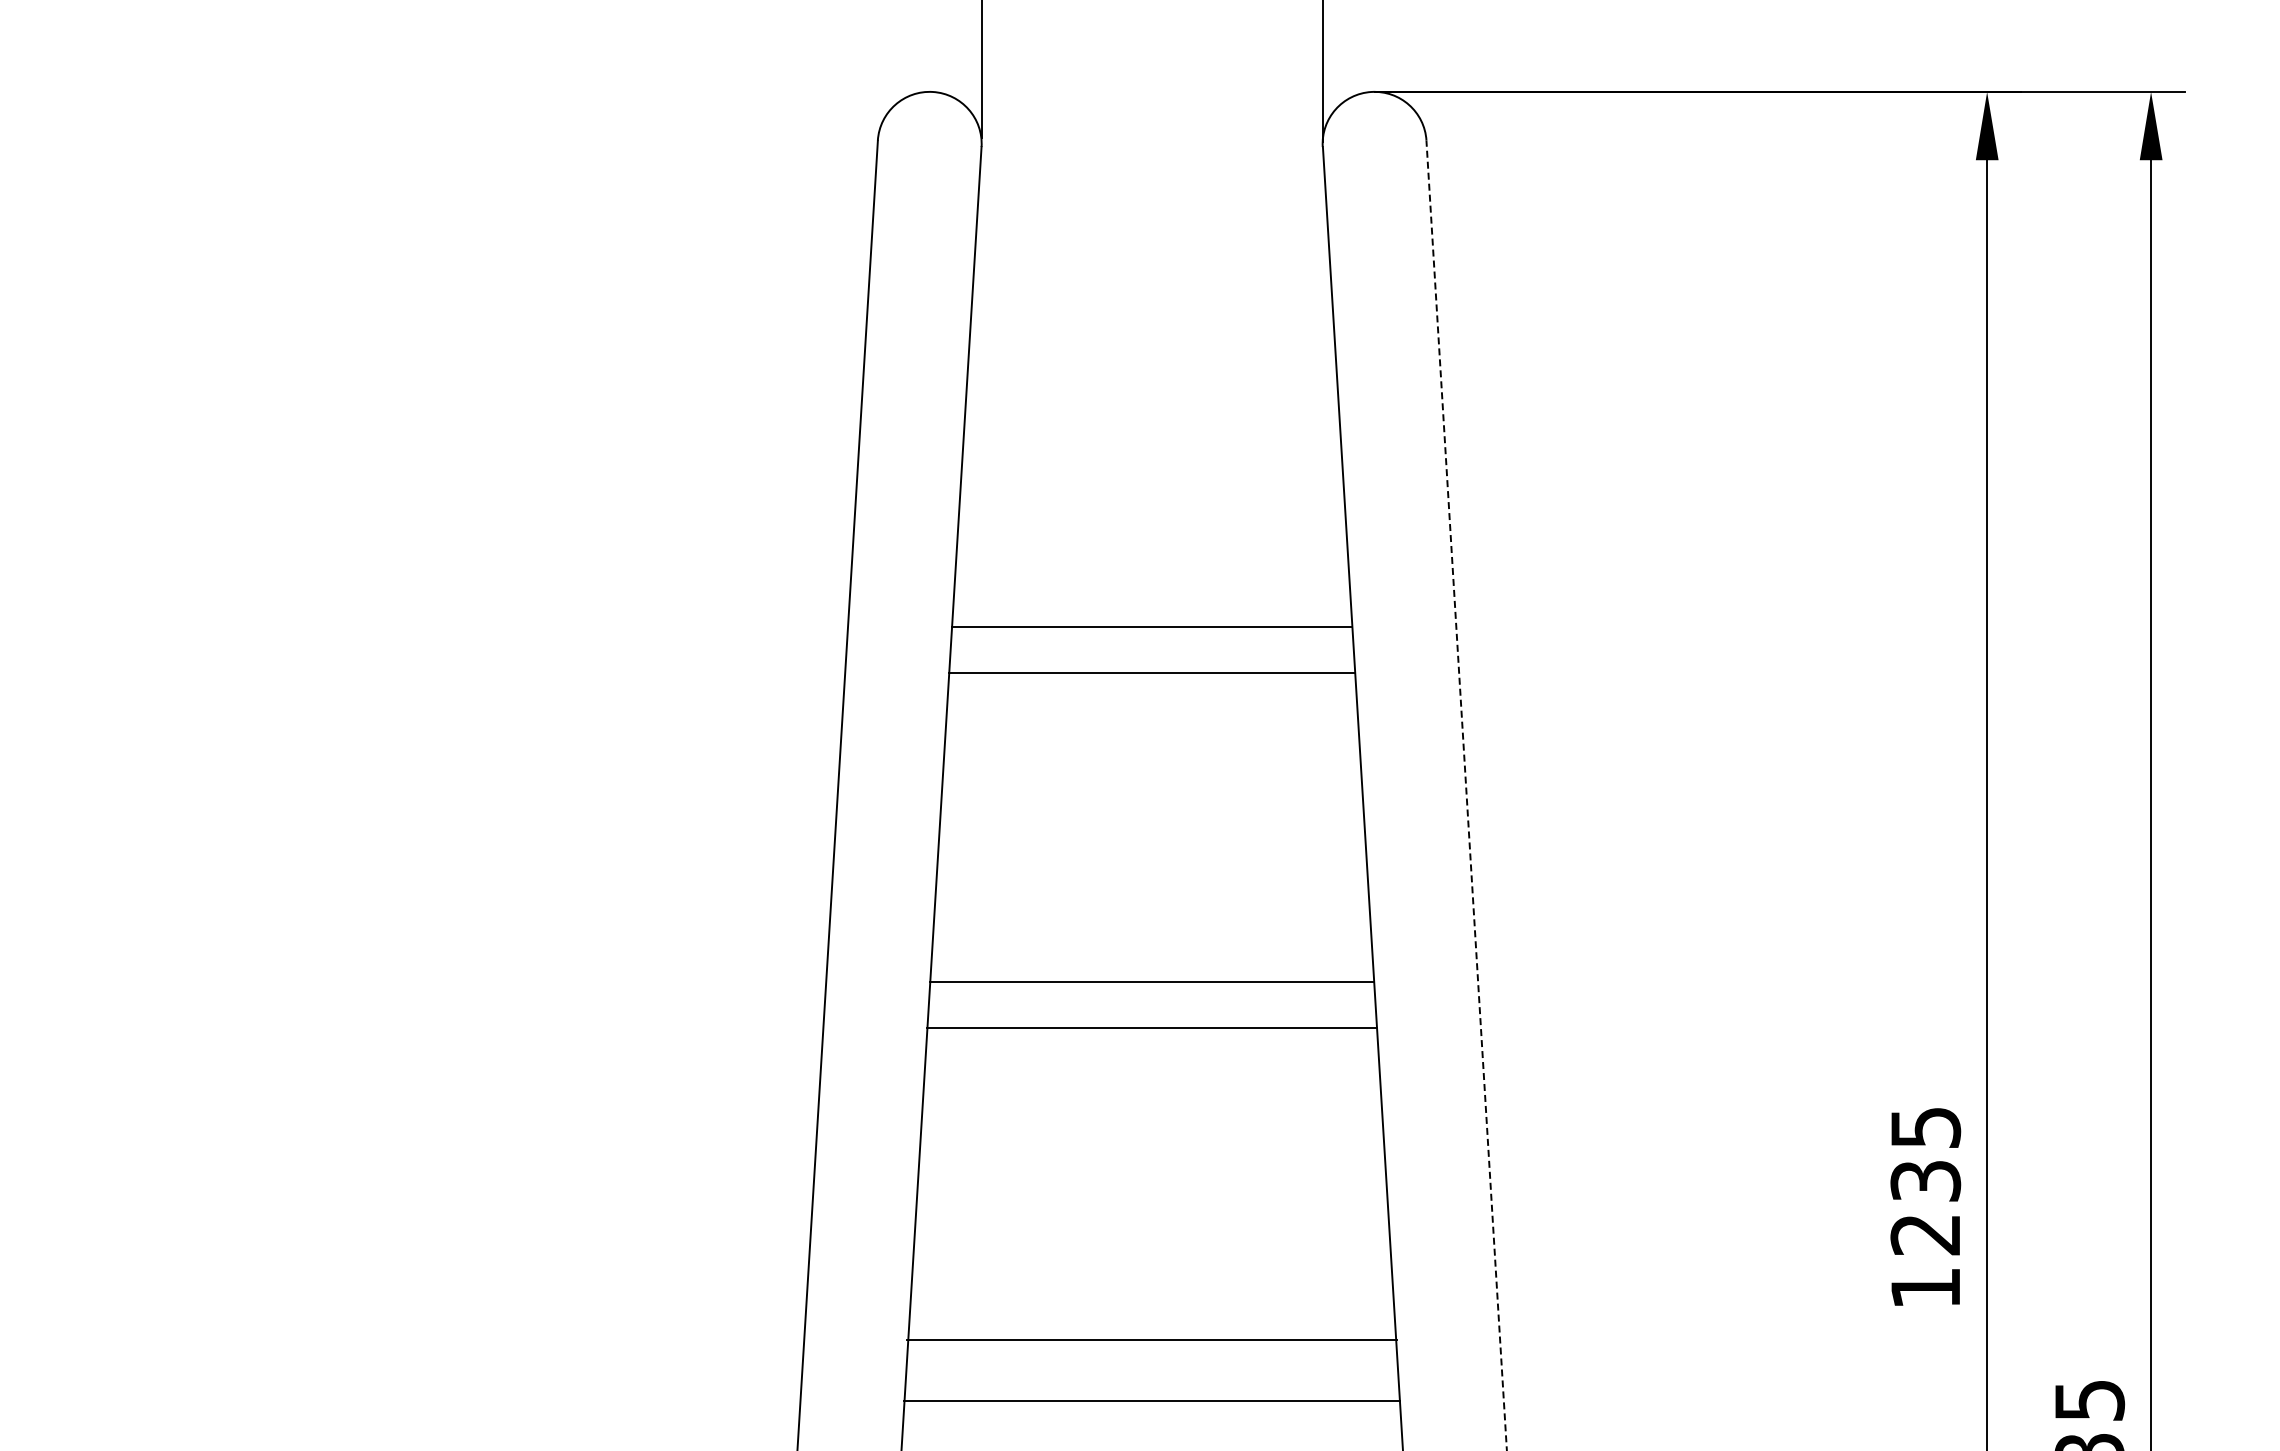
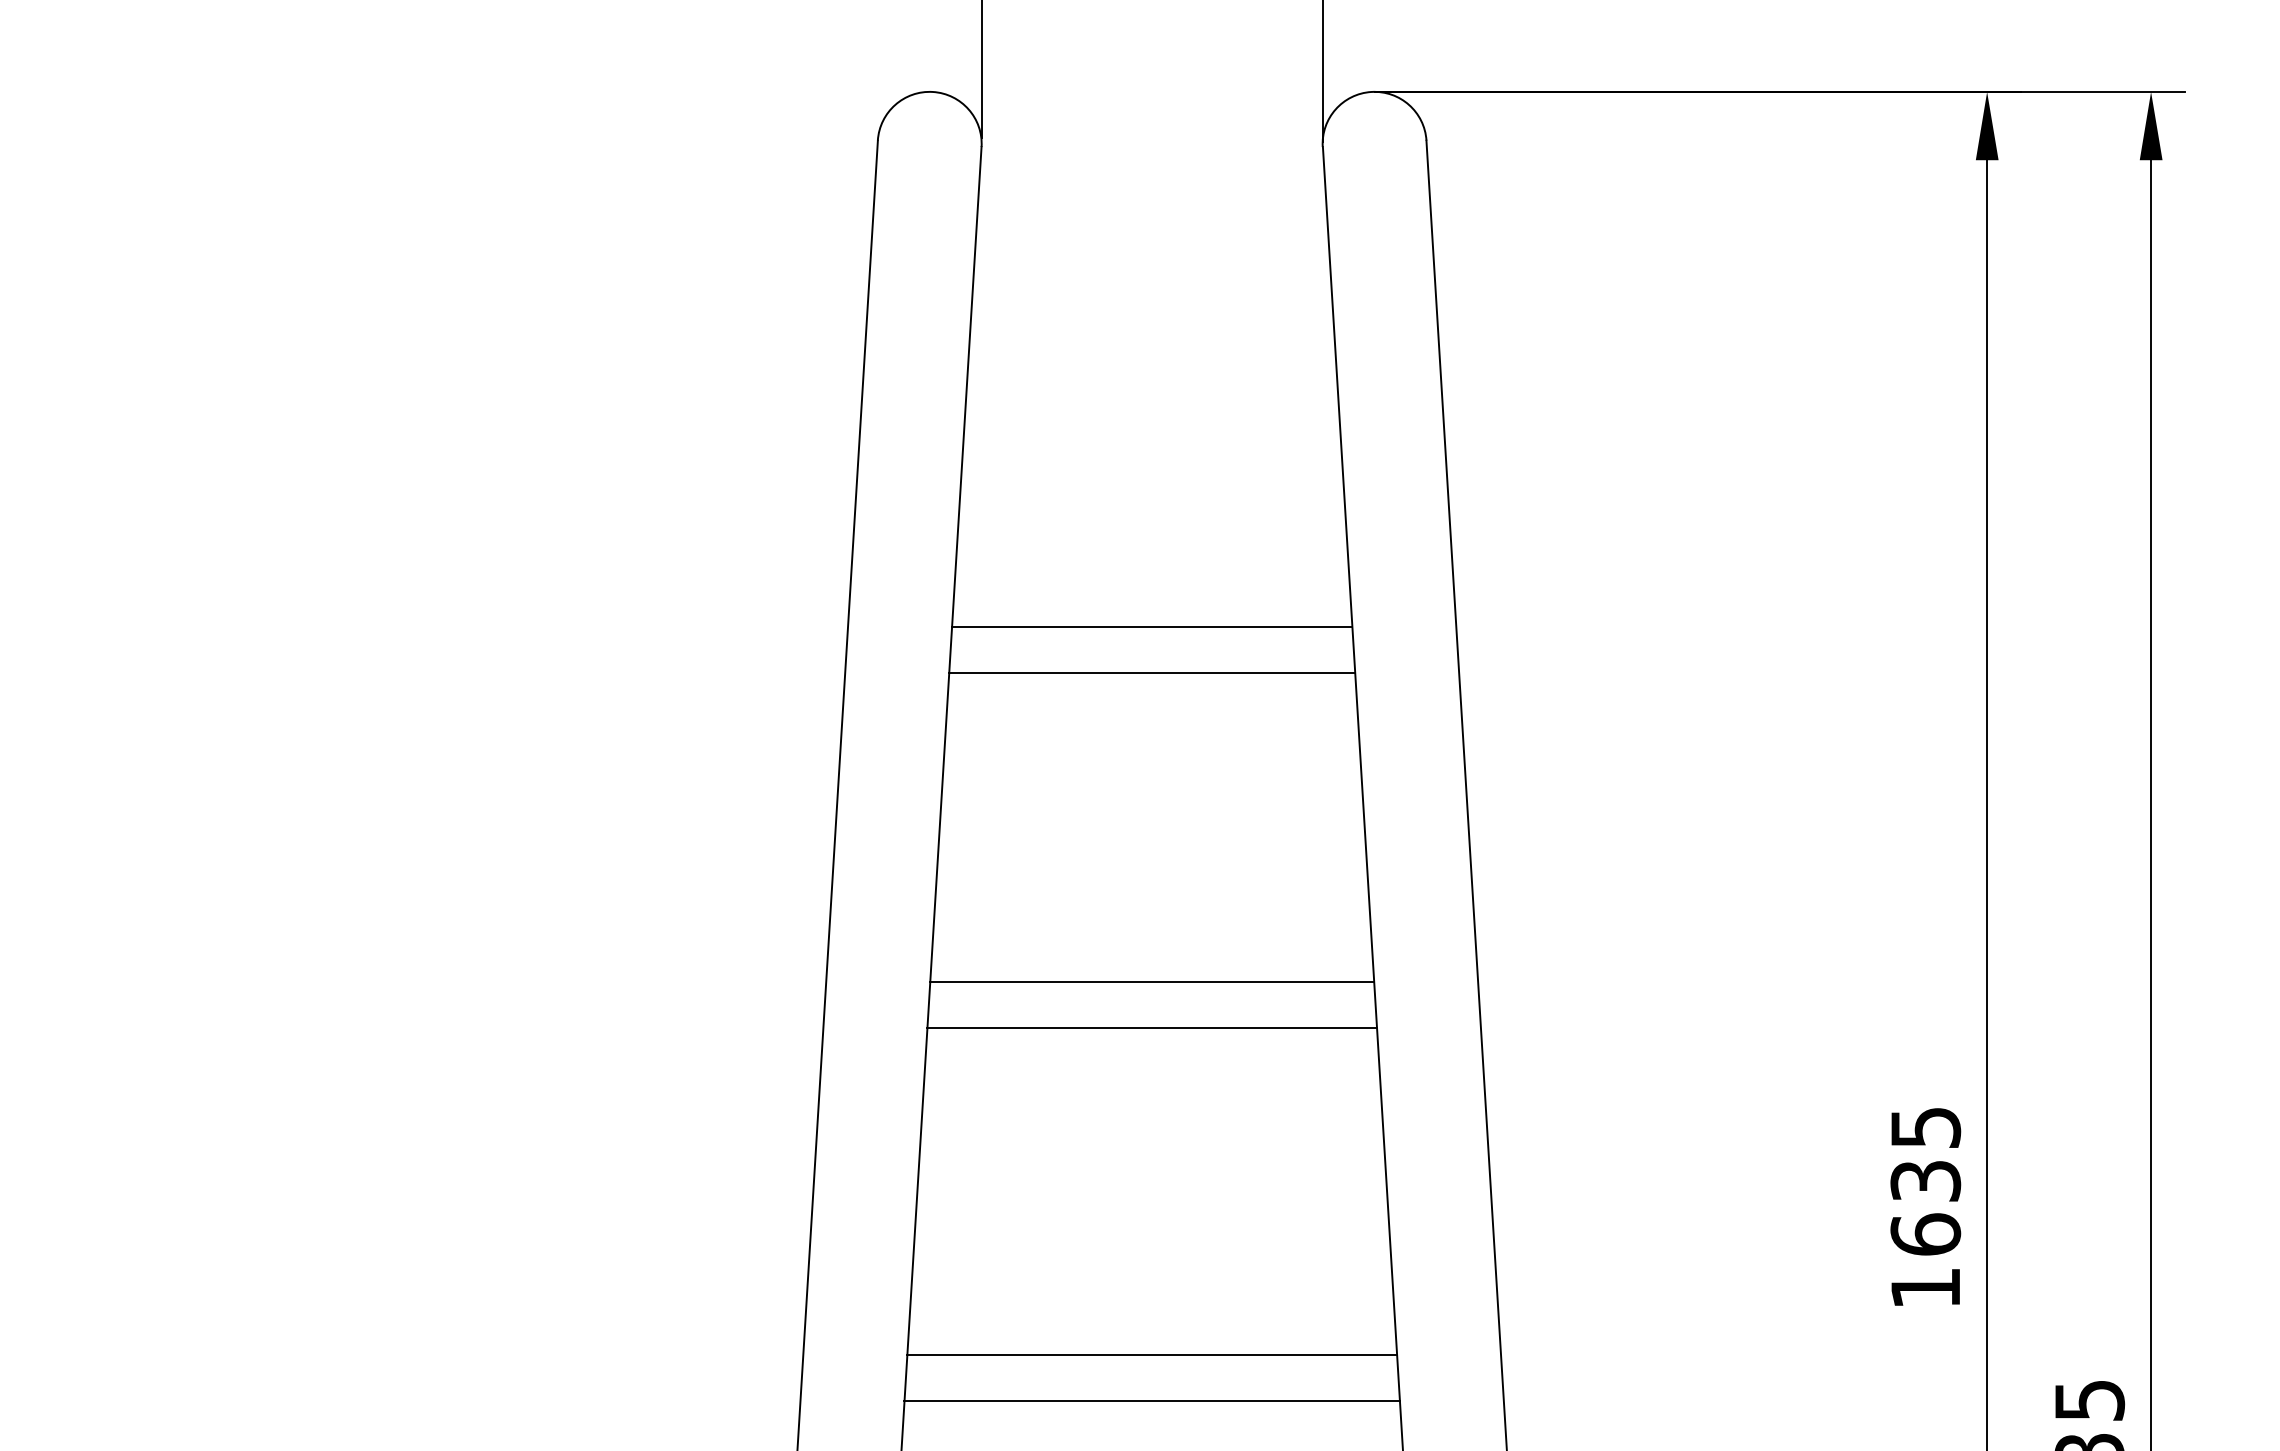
line: dashed -> solid (1466, 795)
text: 1235 -> 1635 (1925, 1234)
line position: (1151, 1339) -> (1151, 1354) (1151, 1354)
